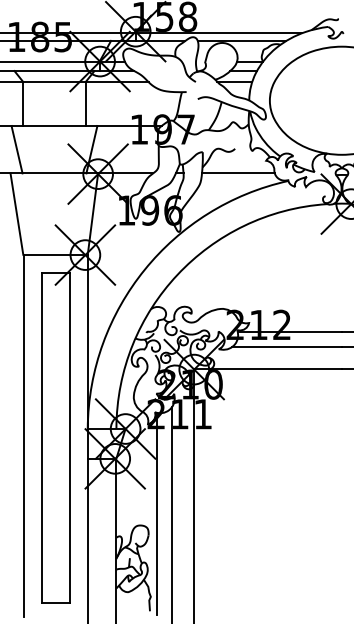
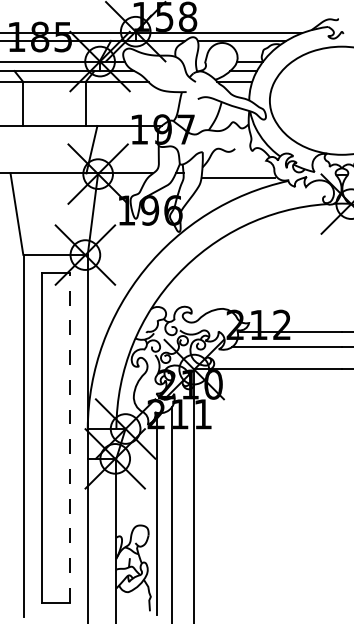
line: present -> none (16, 149)
line position: (238, 173) -> (238, 178) (238, 178)
line: solid -> dashed (69, 437)
